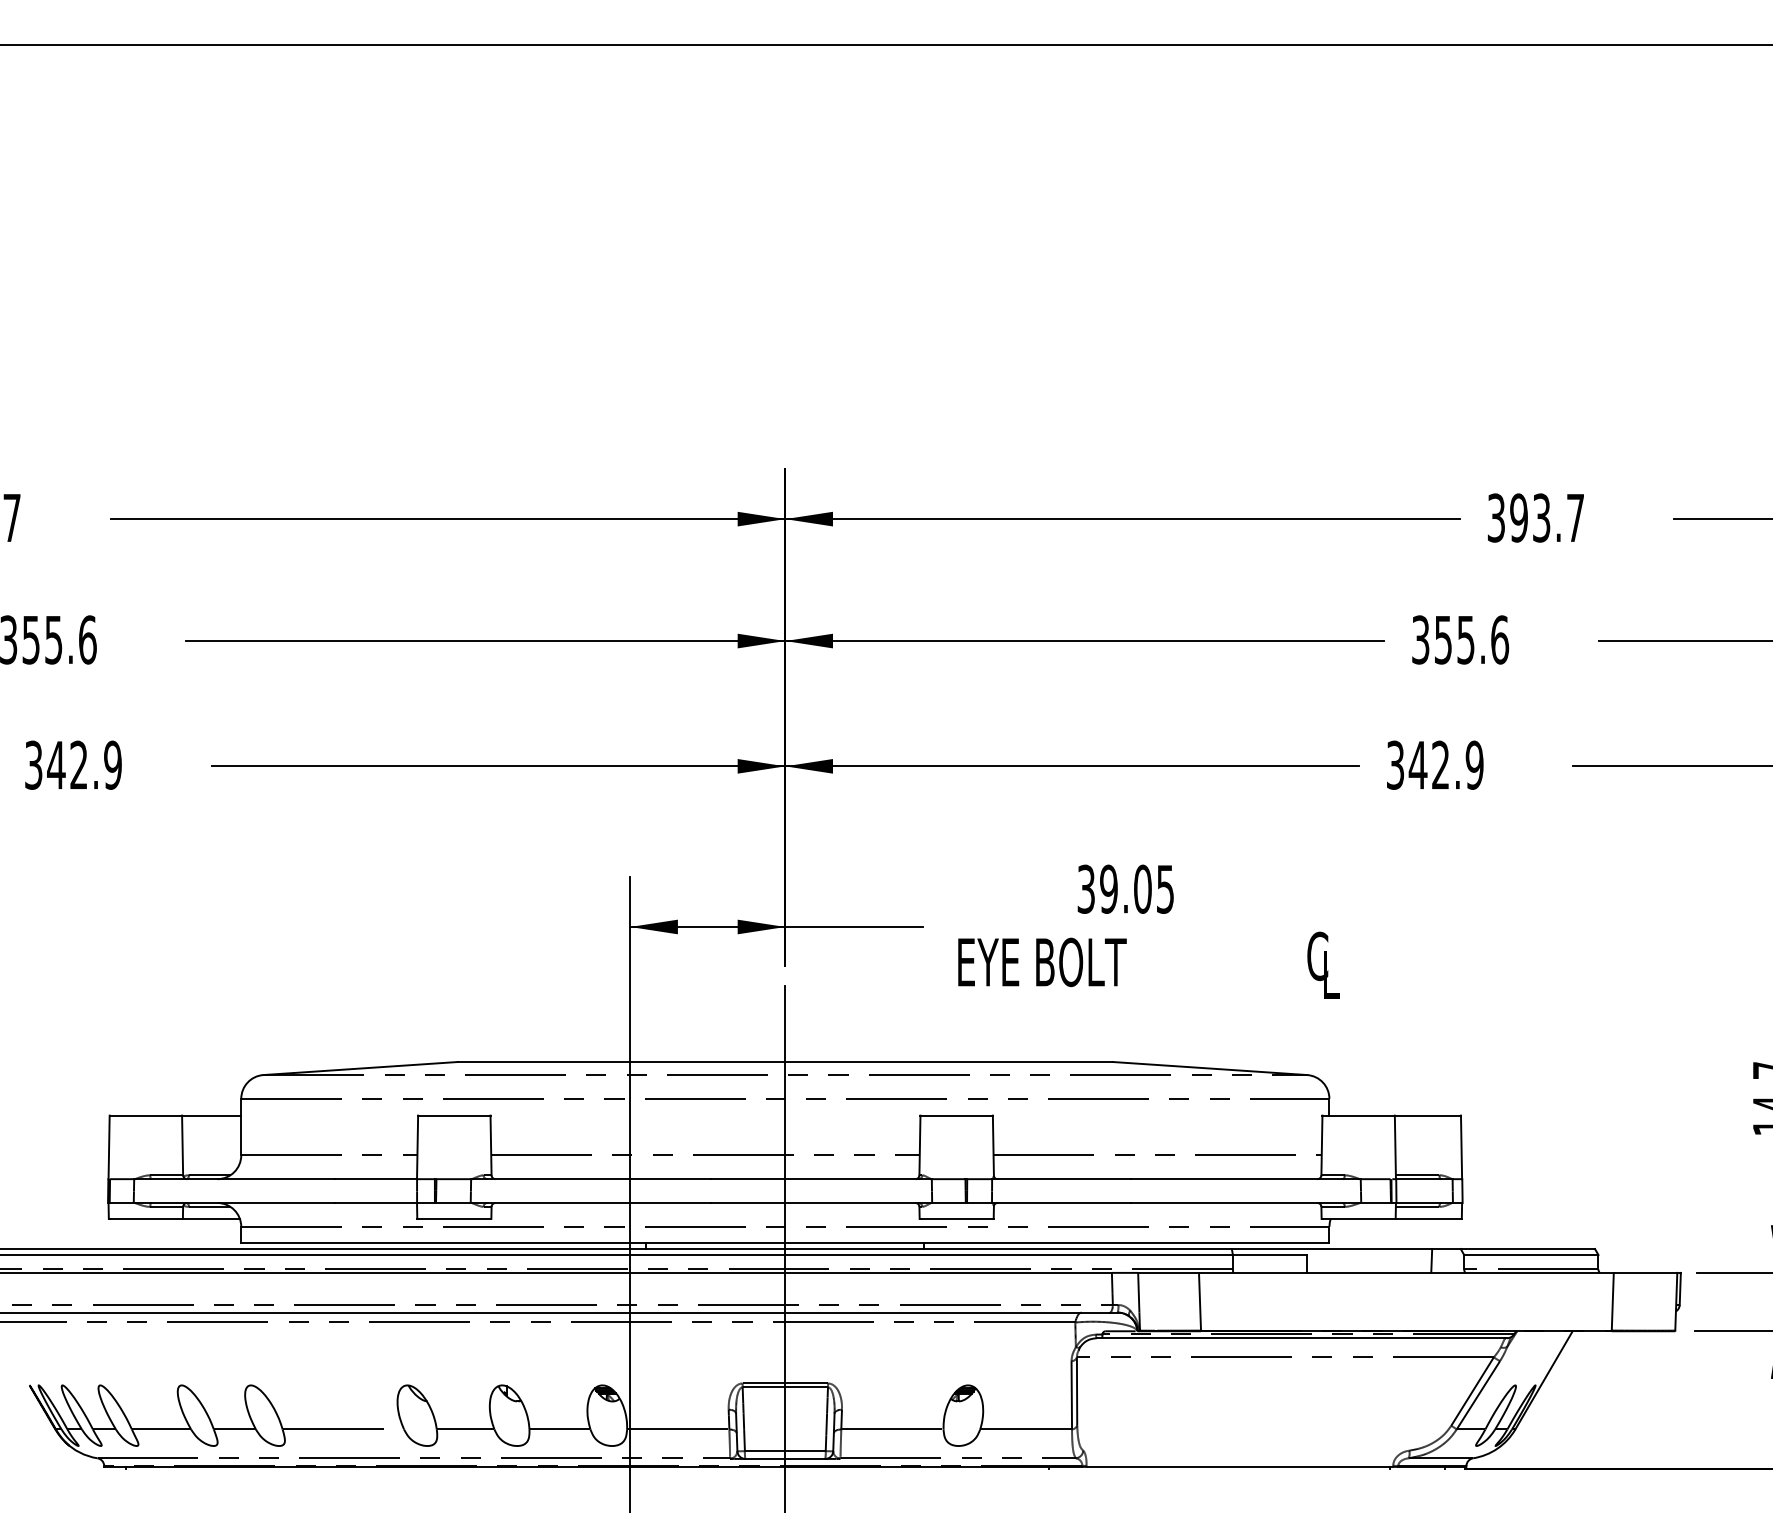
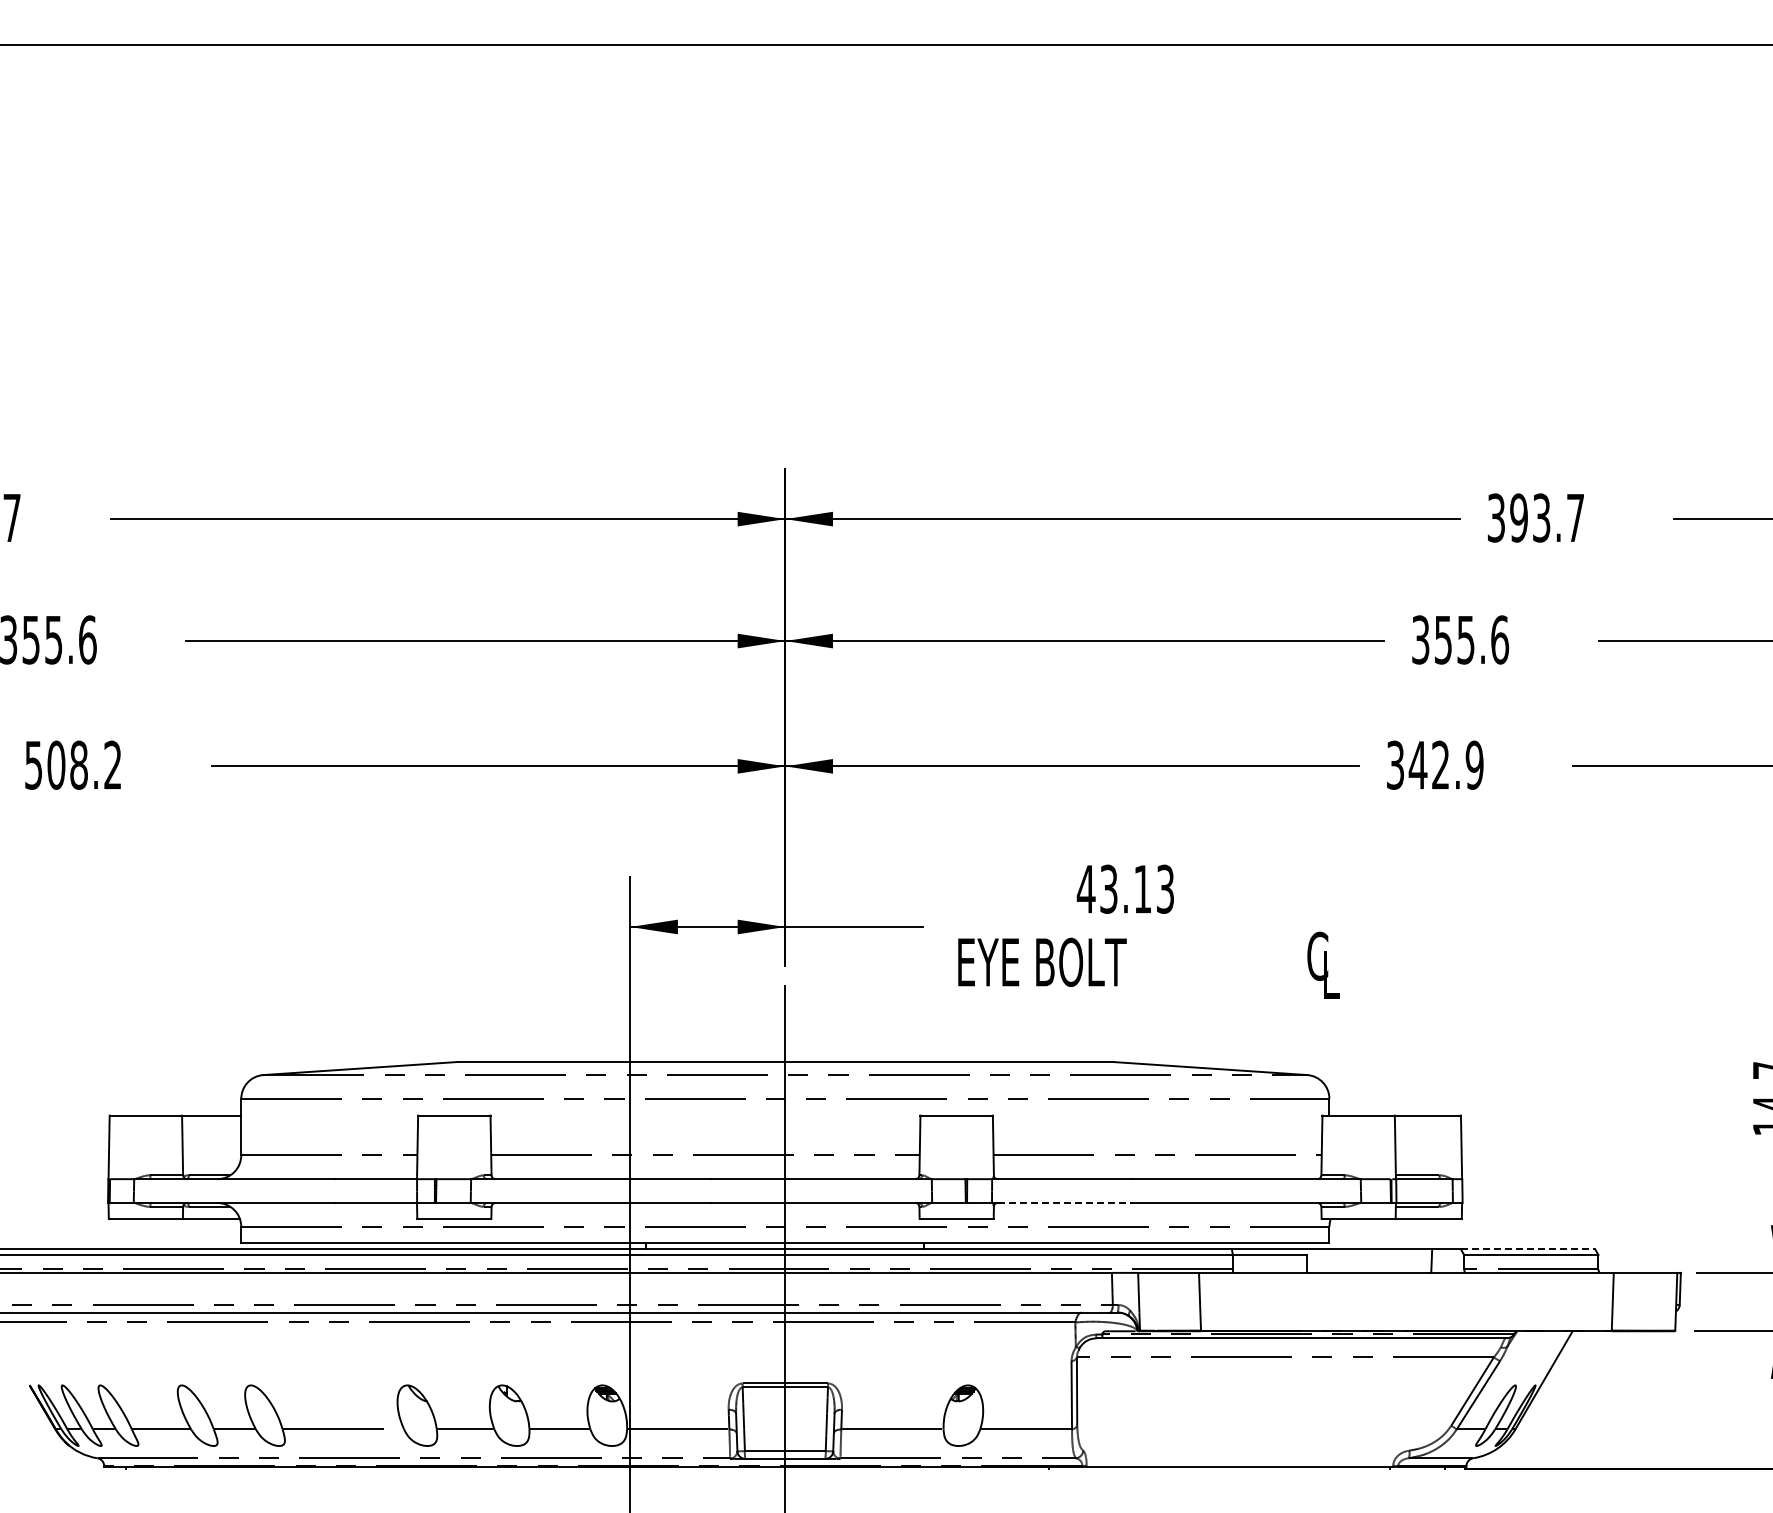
text: 342.9 -> 508.2 (73, 764)
text: 39.05 -> 43.13 (1124, 888)
line: solid -> dashed (1064, 1202)
line: solid -> dashed (1528, 1249)
